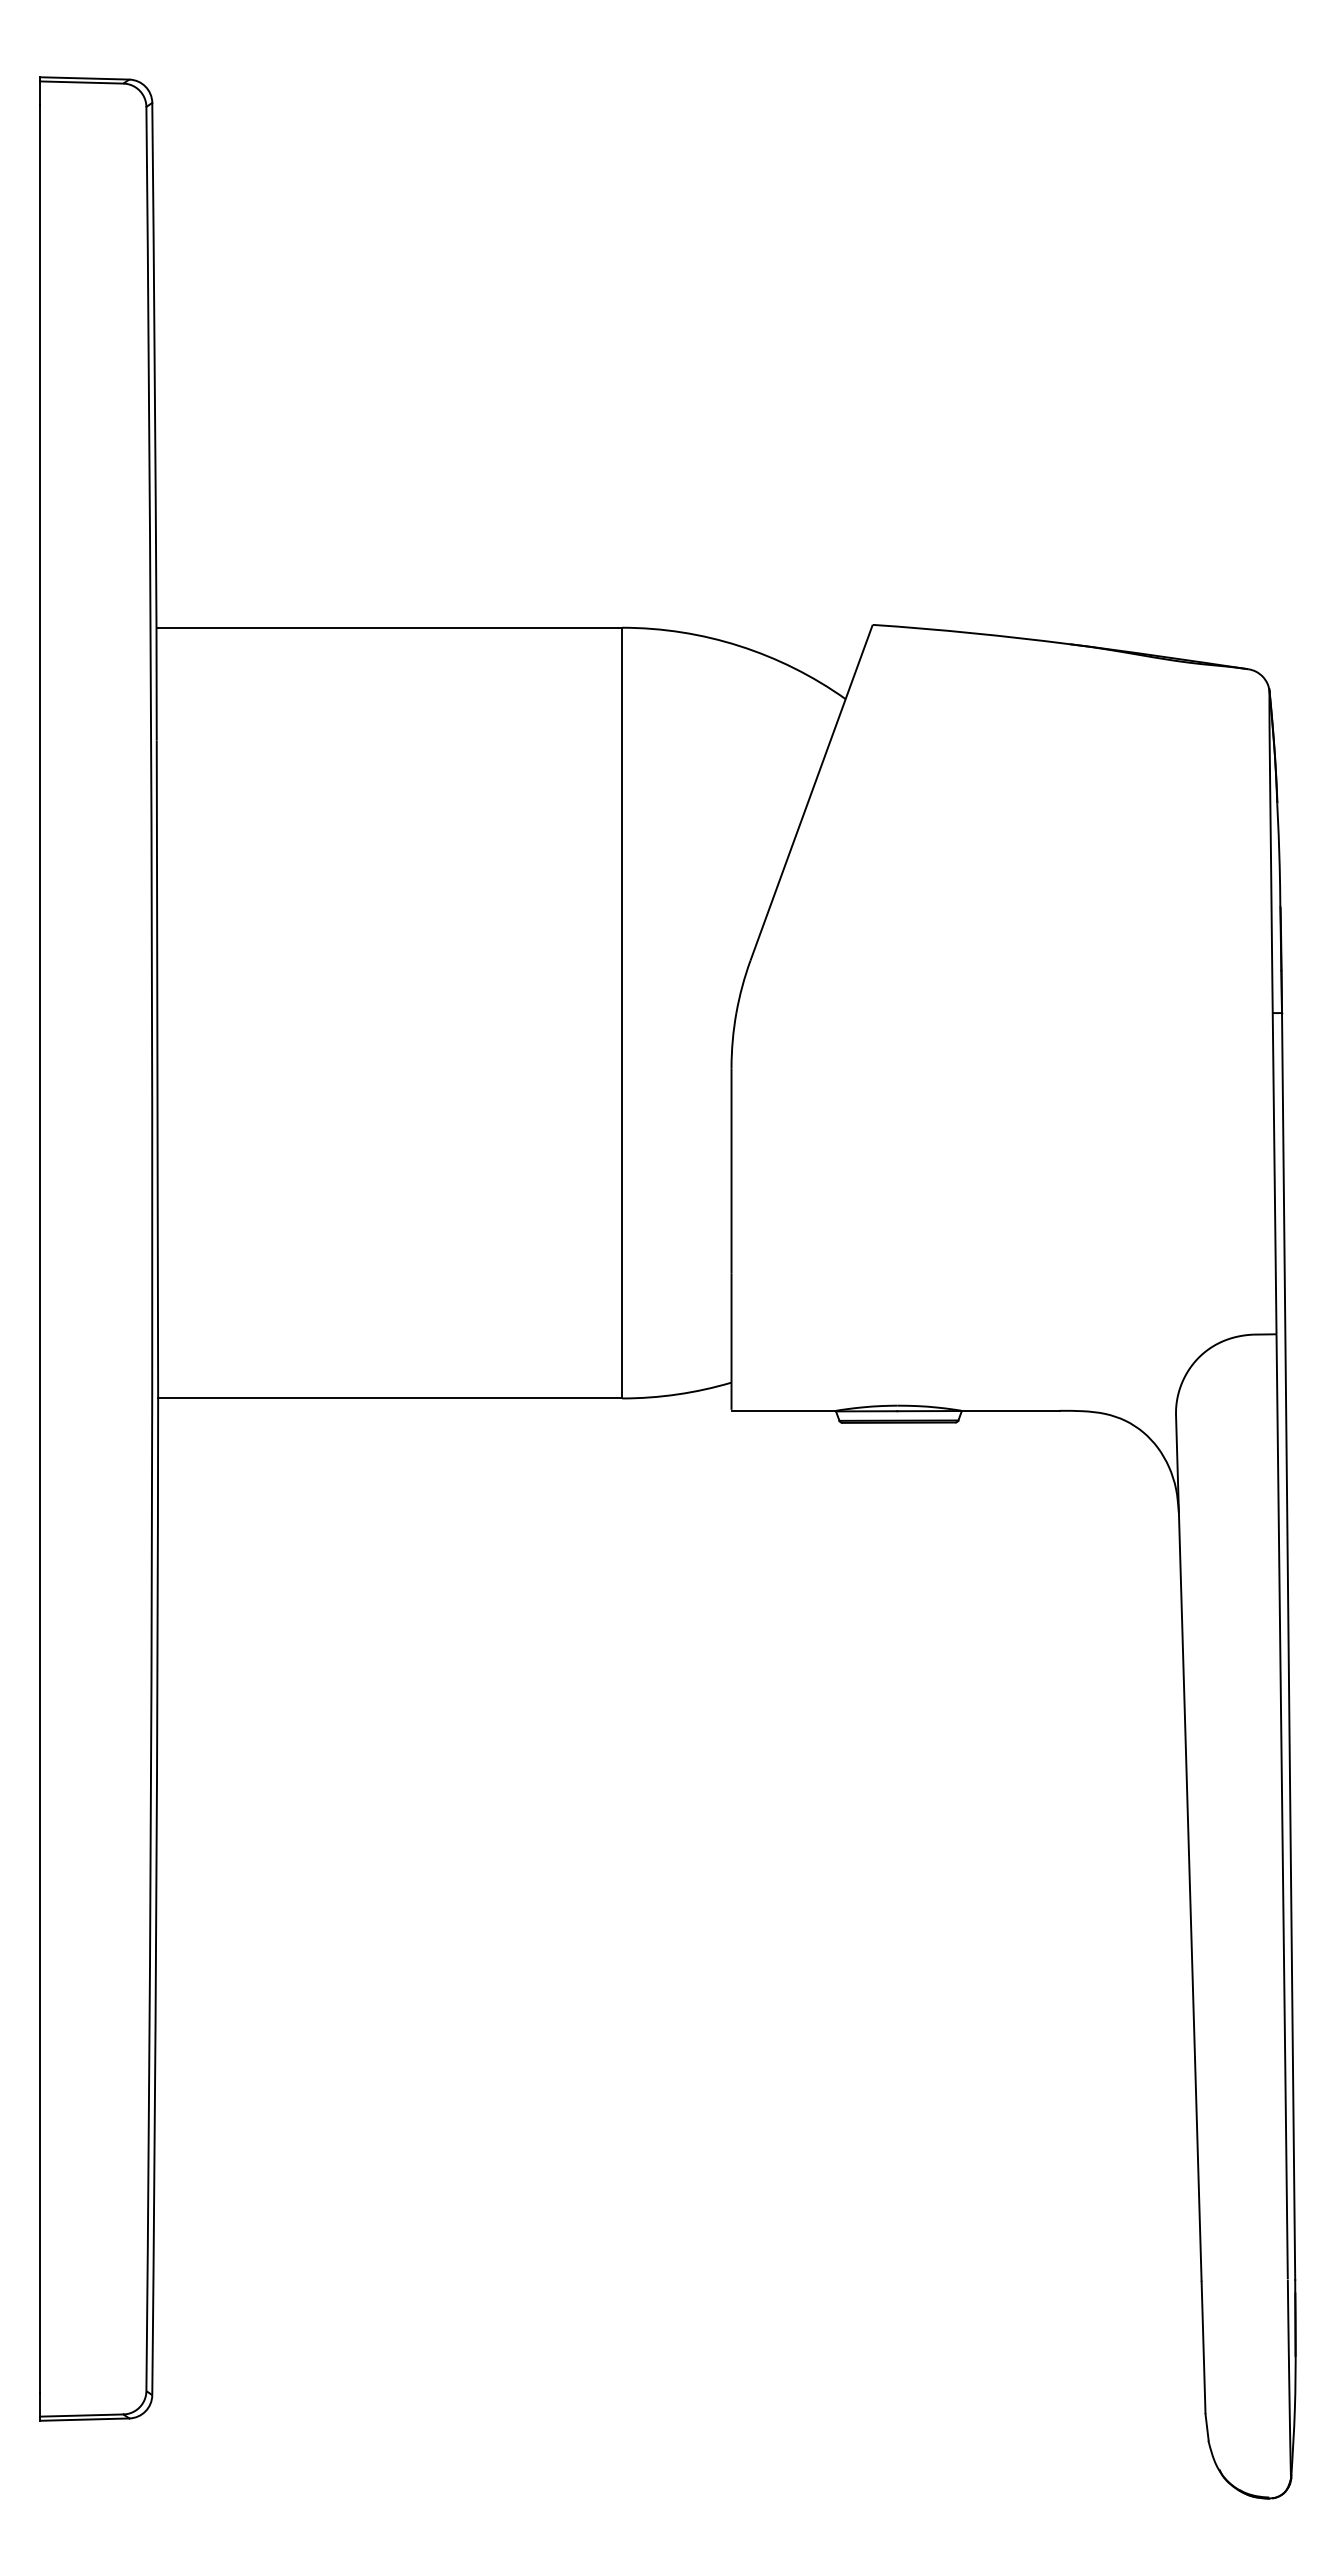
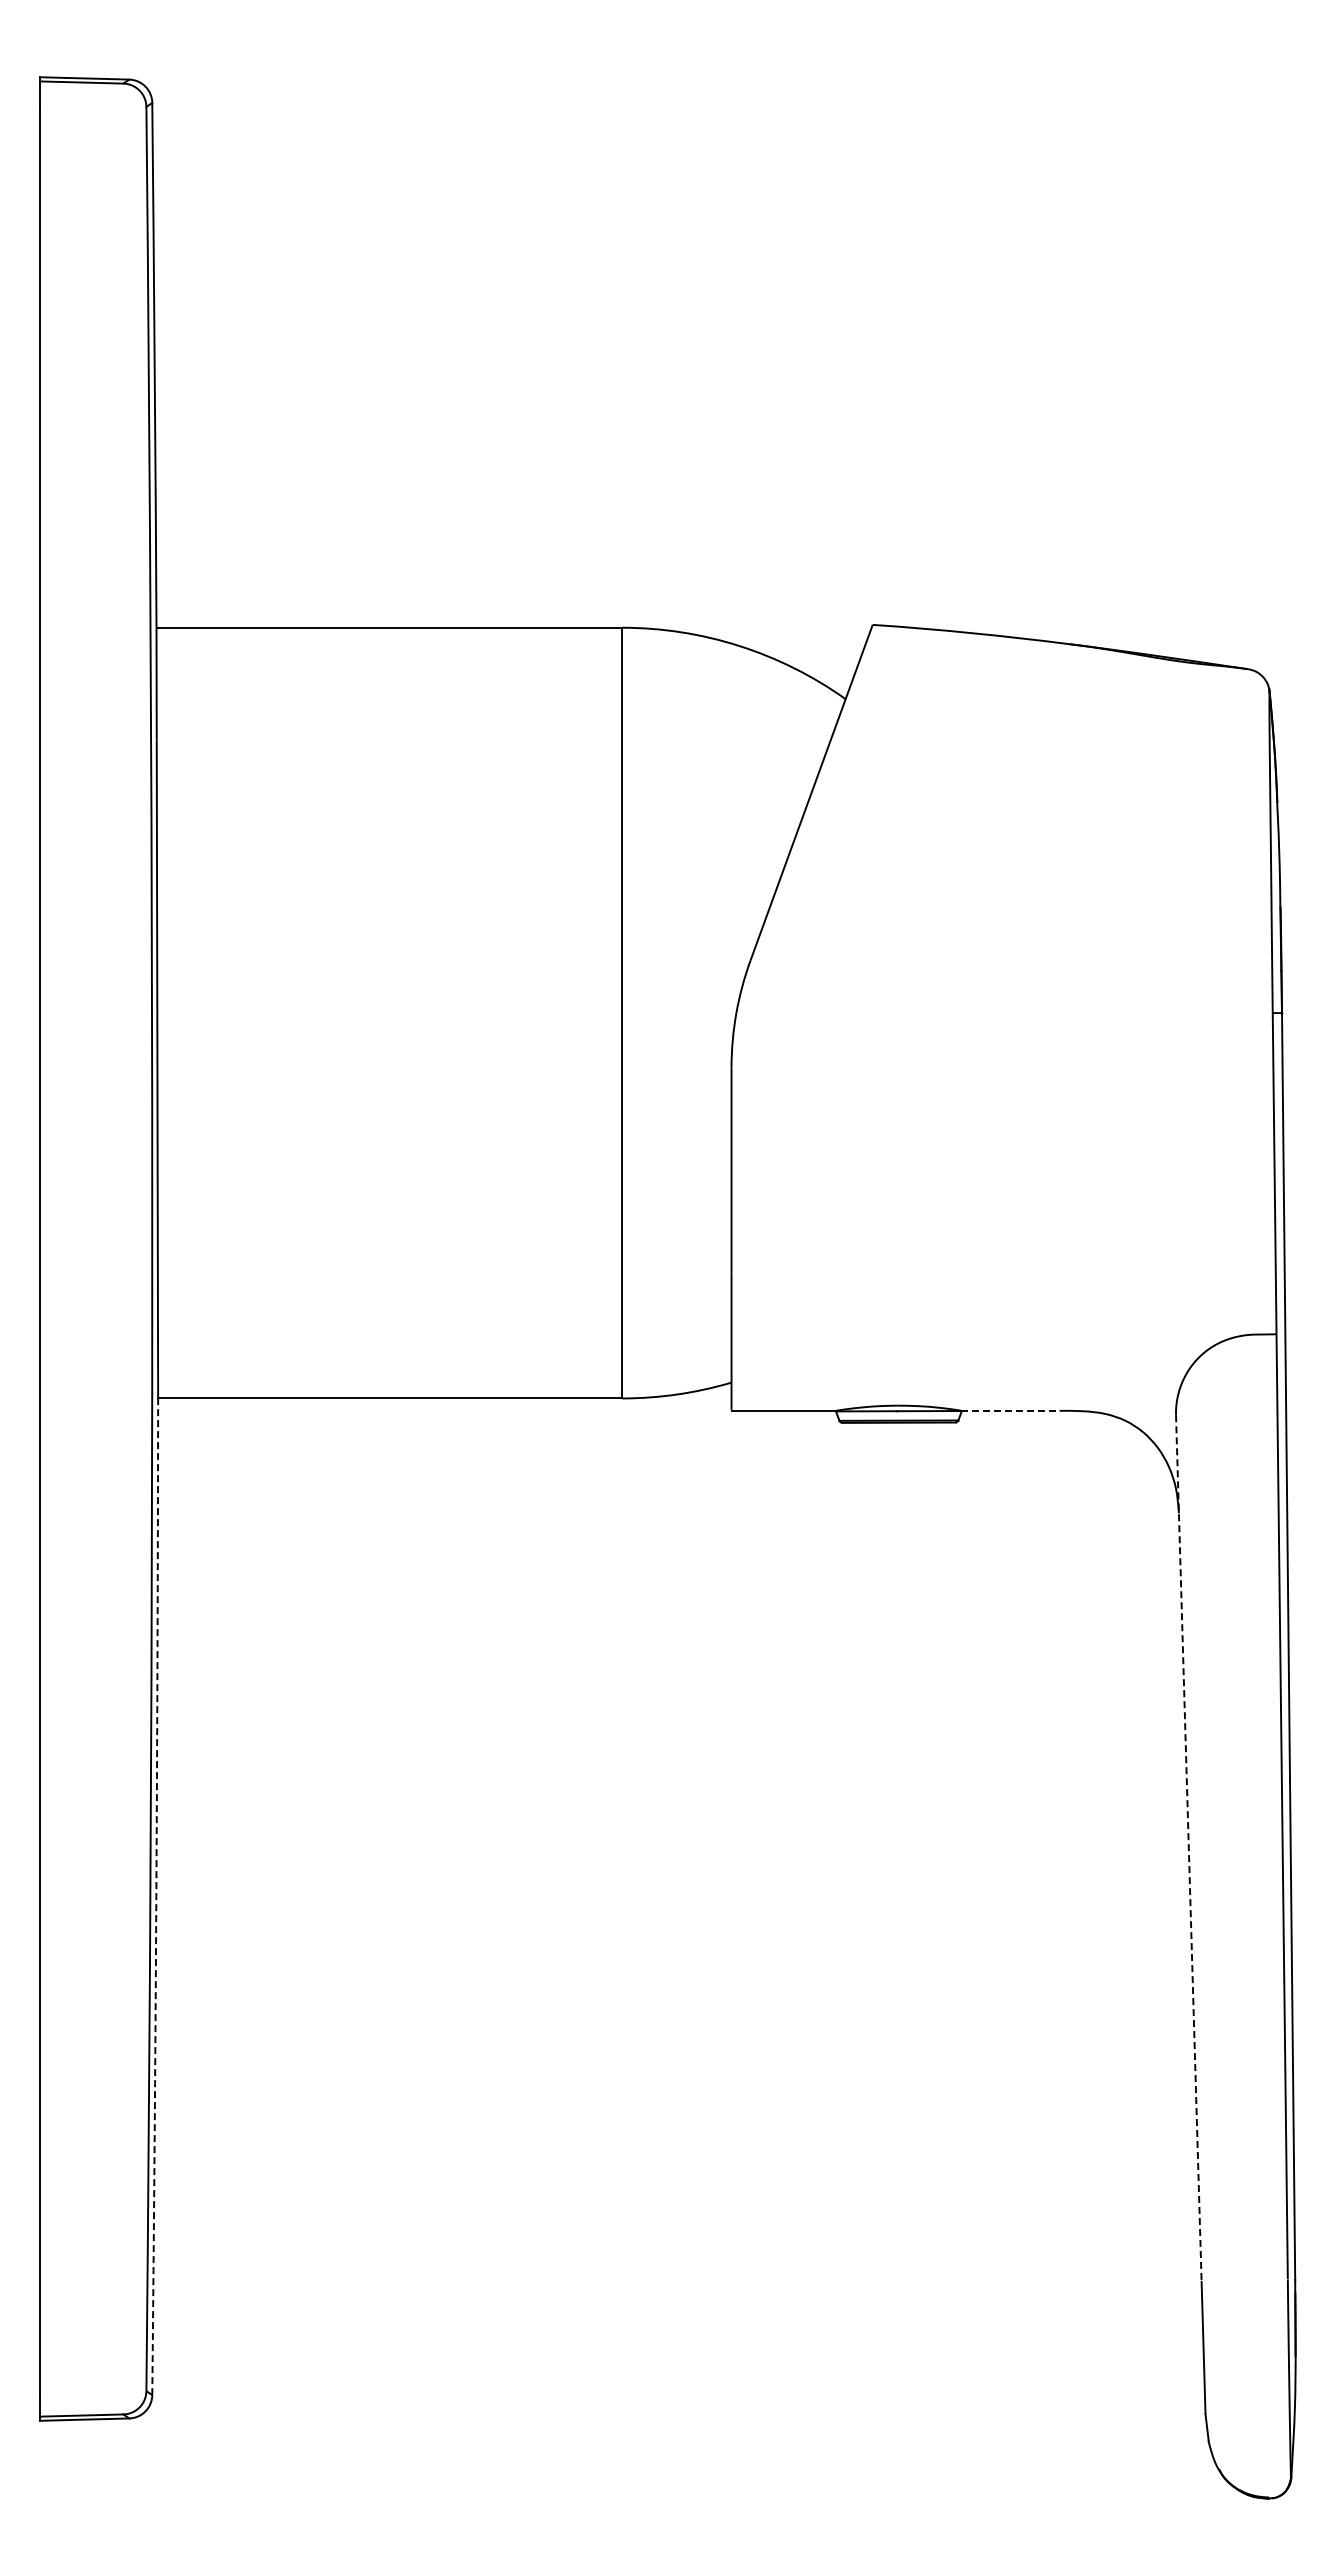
line: solid -> dashed (1010, 1410)
line: solid -> dashed (1188, 1848)
arc: solid -> dashed (156, 1896)
